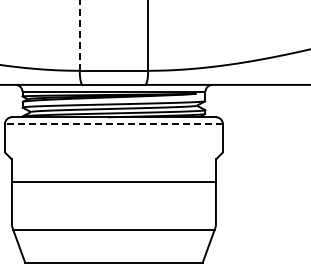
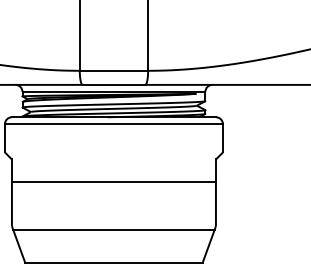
line: dashed -> solid (79, 34)
line: dashed -> solid (113, 124)
